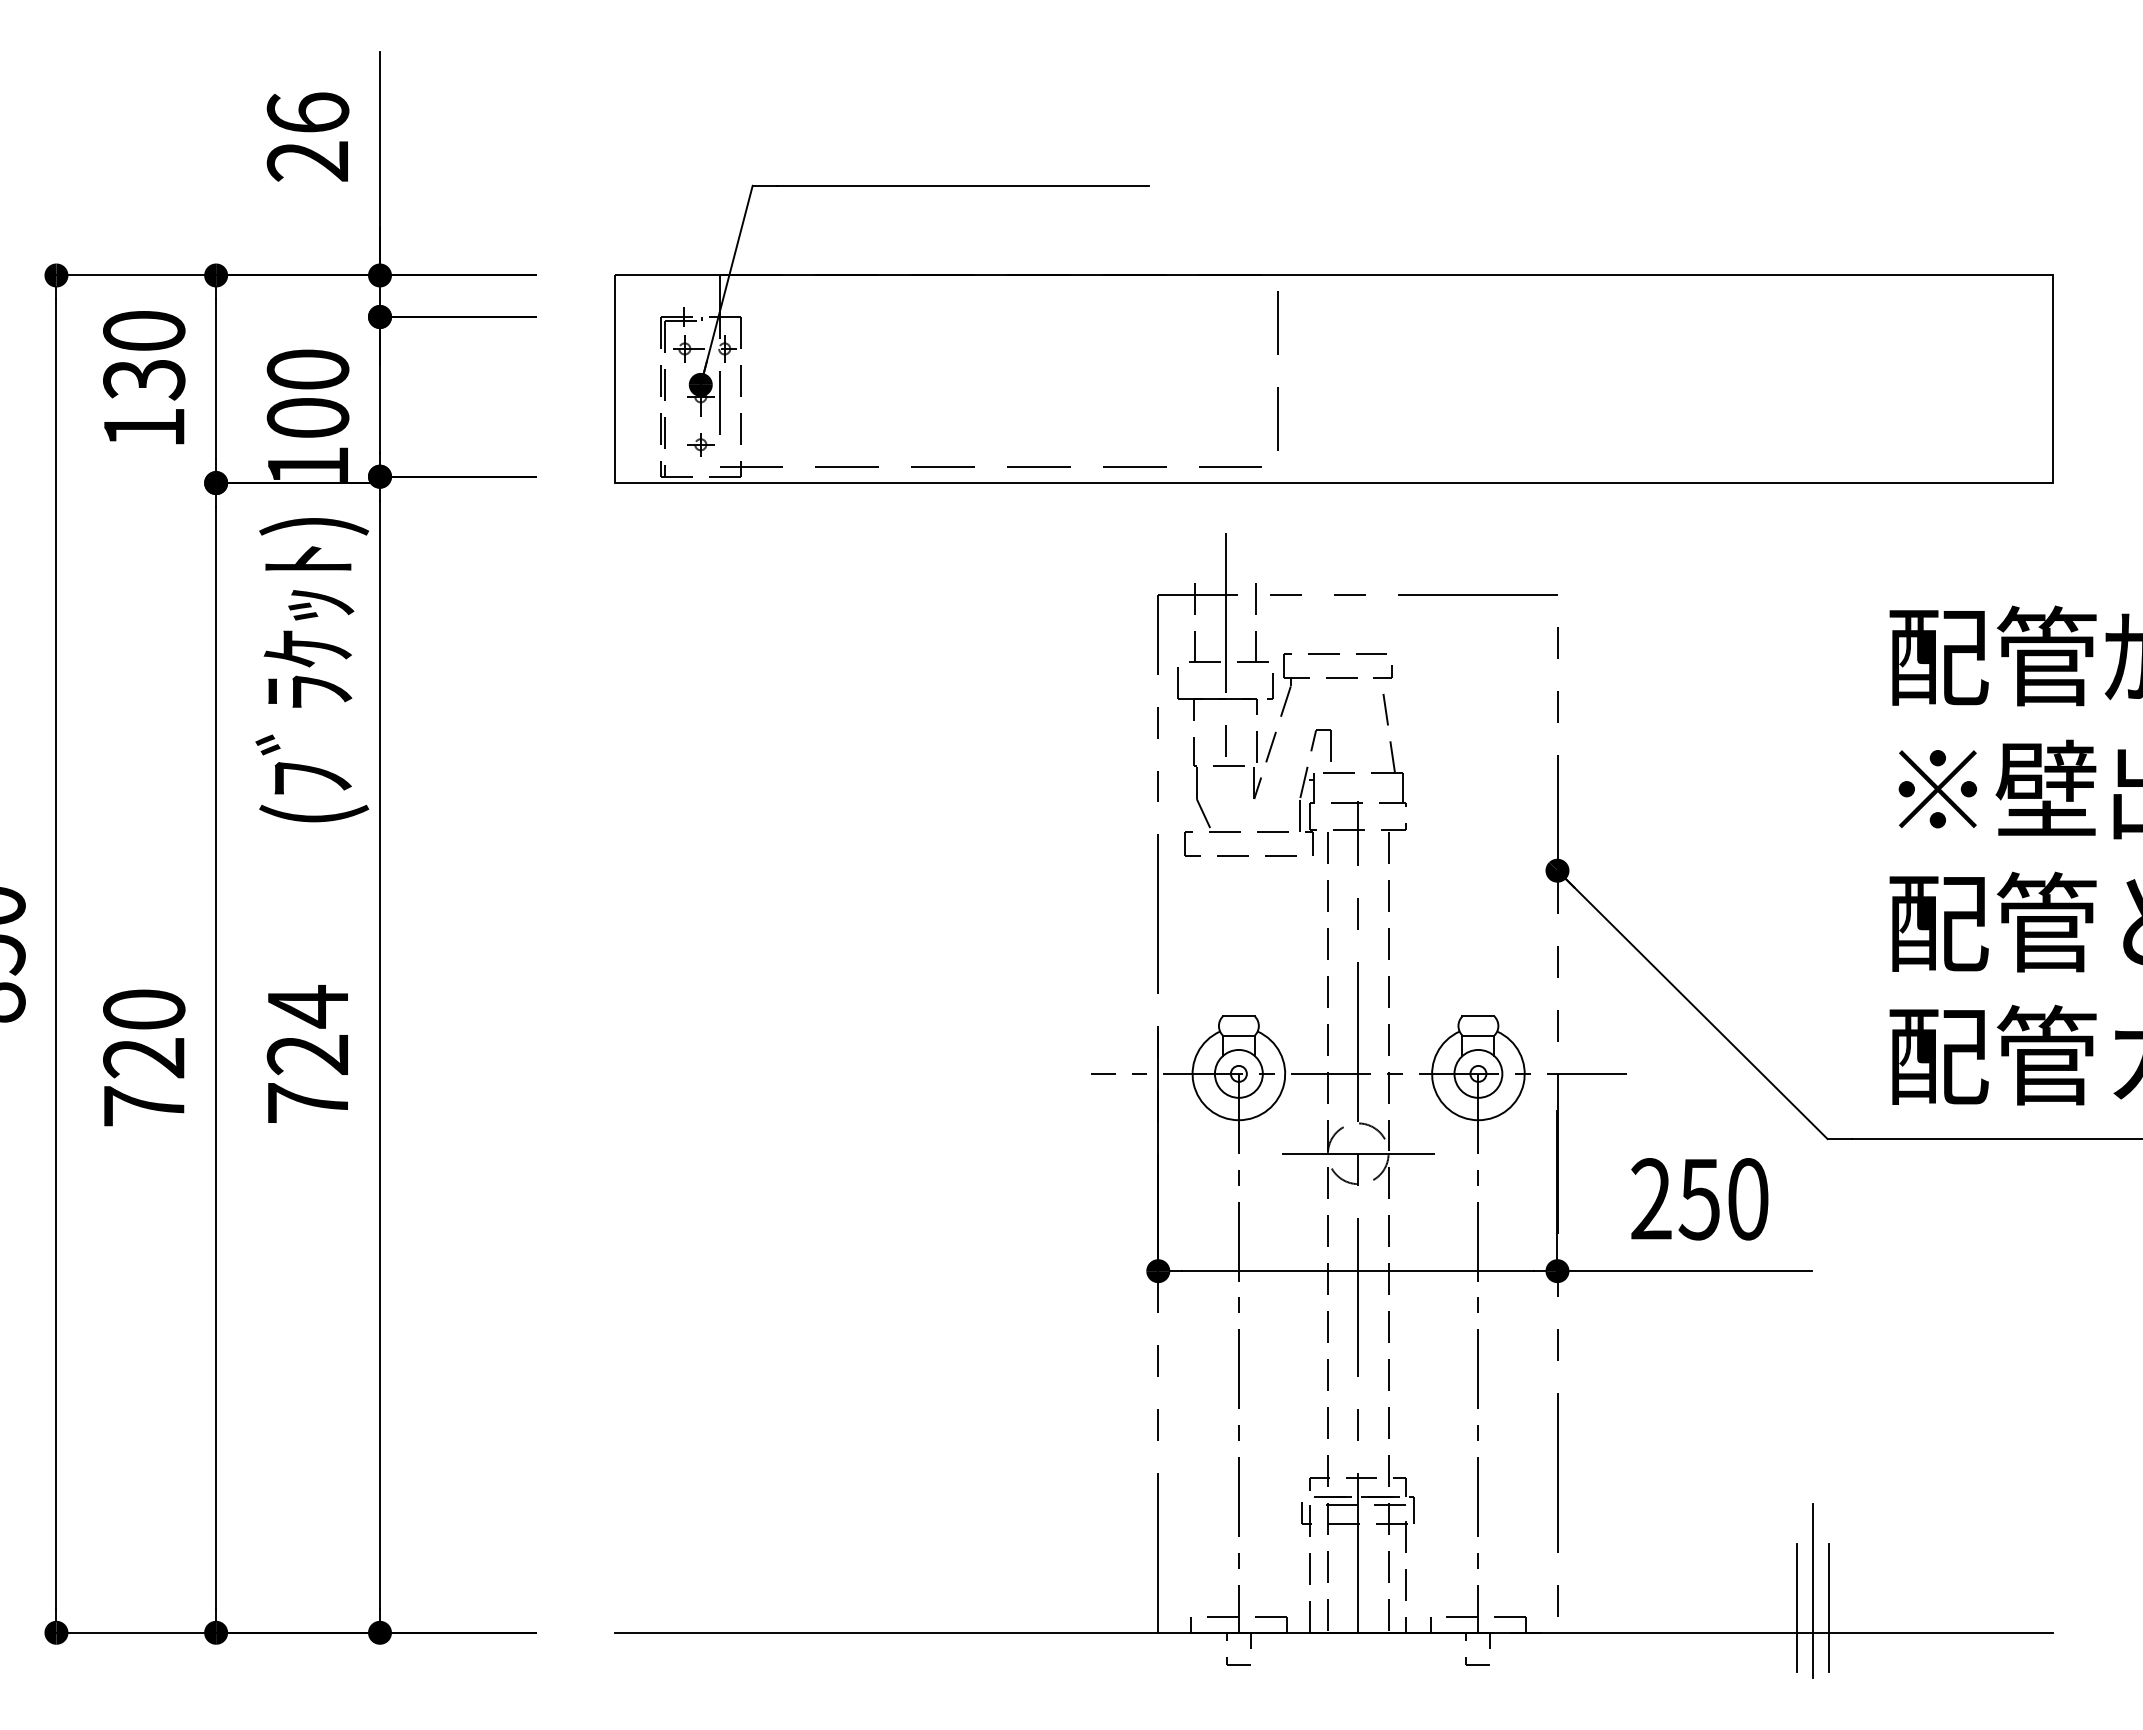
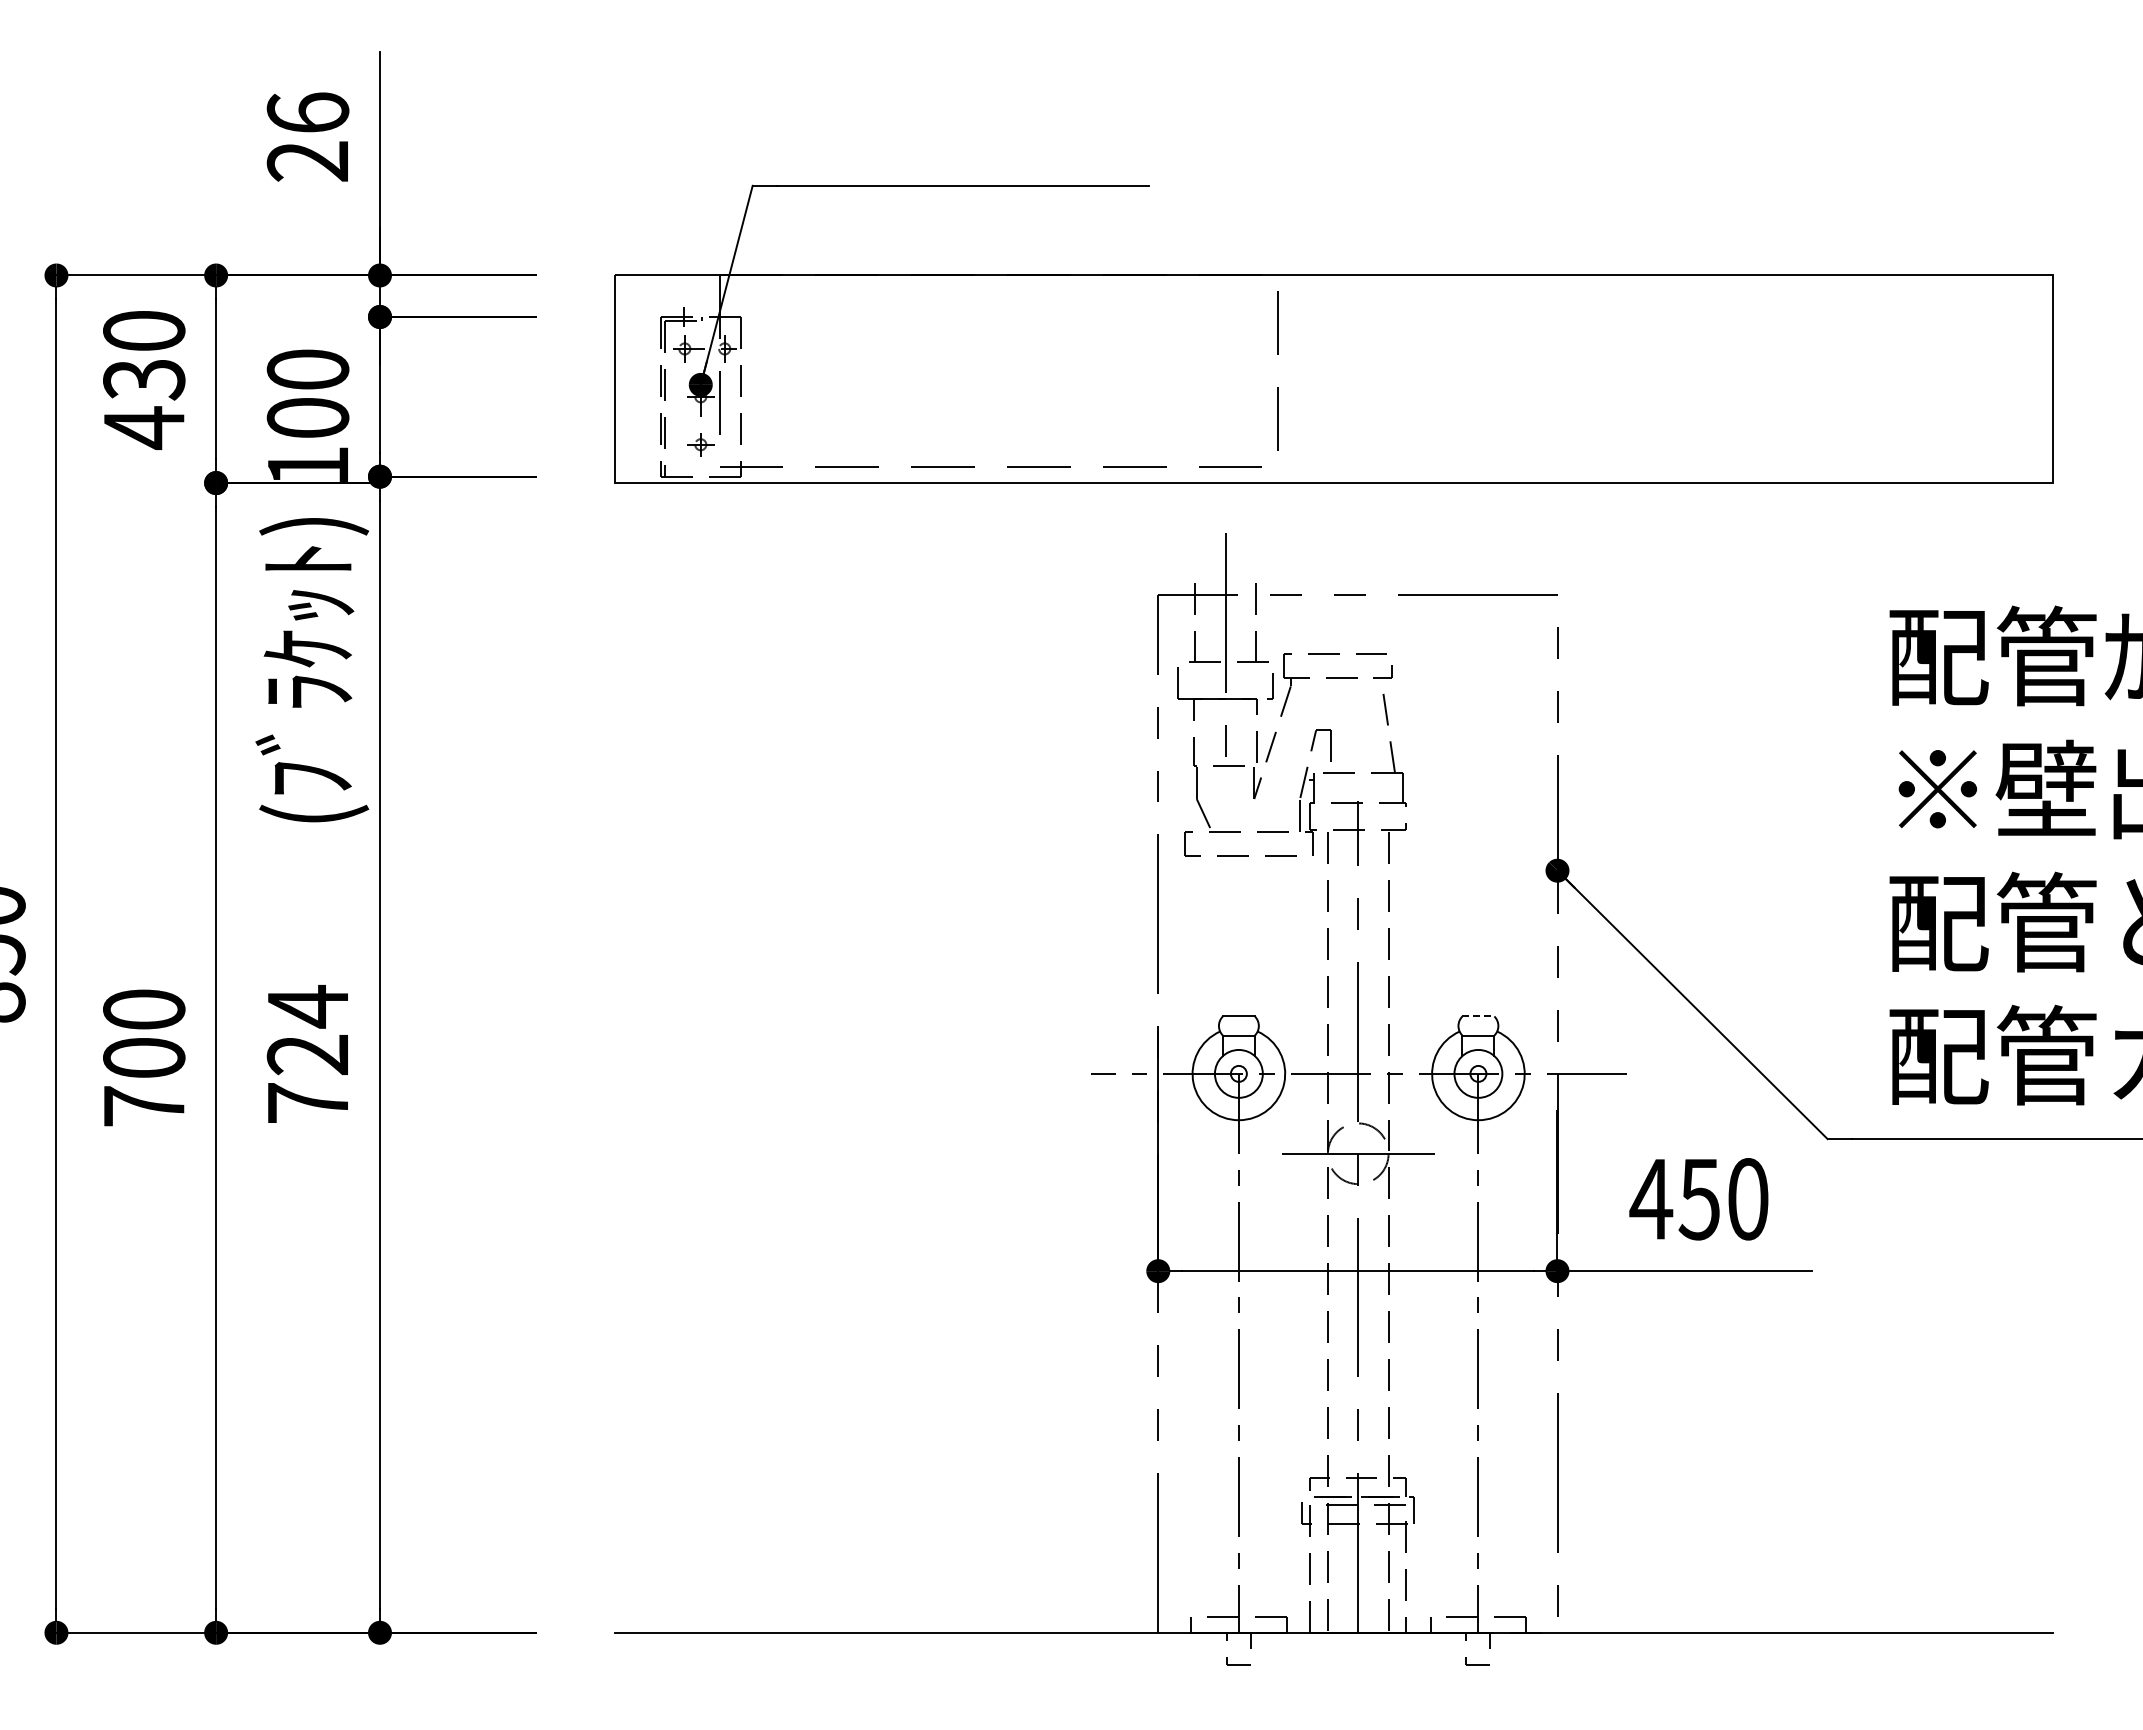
text: 130 -> 430 (144, 427)
line: solid -> dashed (1478, 1016)
text: 720 -> 700 (144, 1058)
text: 250 -> 450 (1651, 1198)
line: present -> none (1812, 1590)
line: present -> none (1797, 1607)
line: present -> none (1828, 1607)
